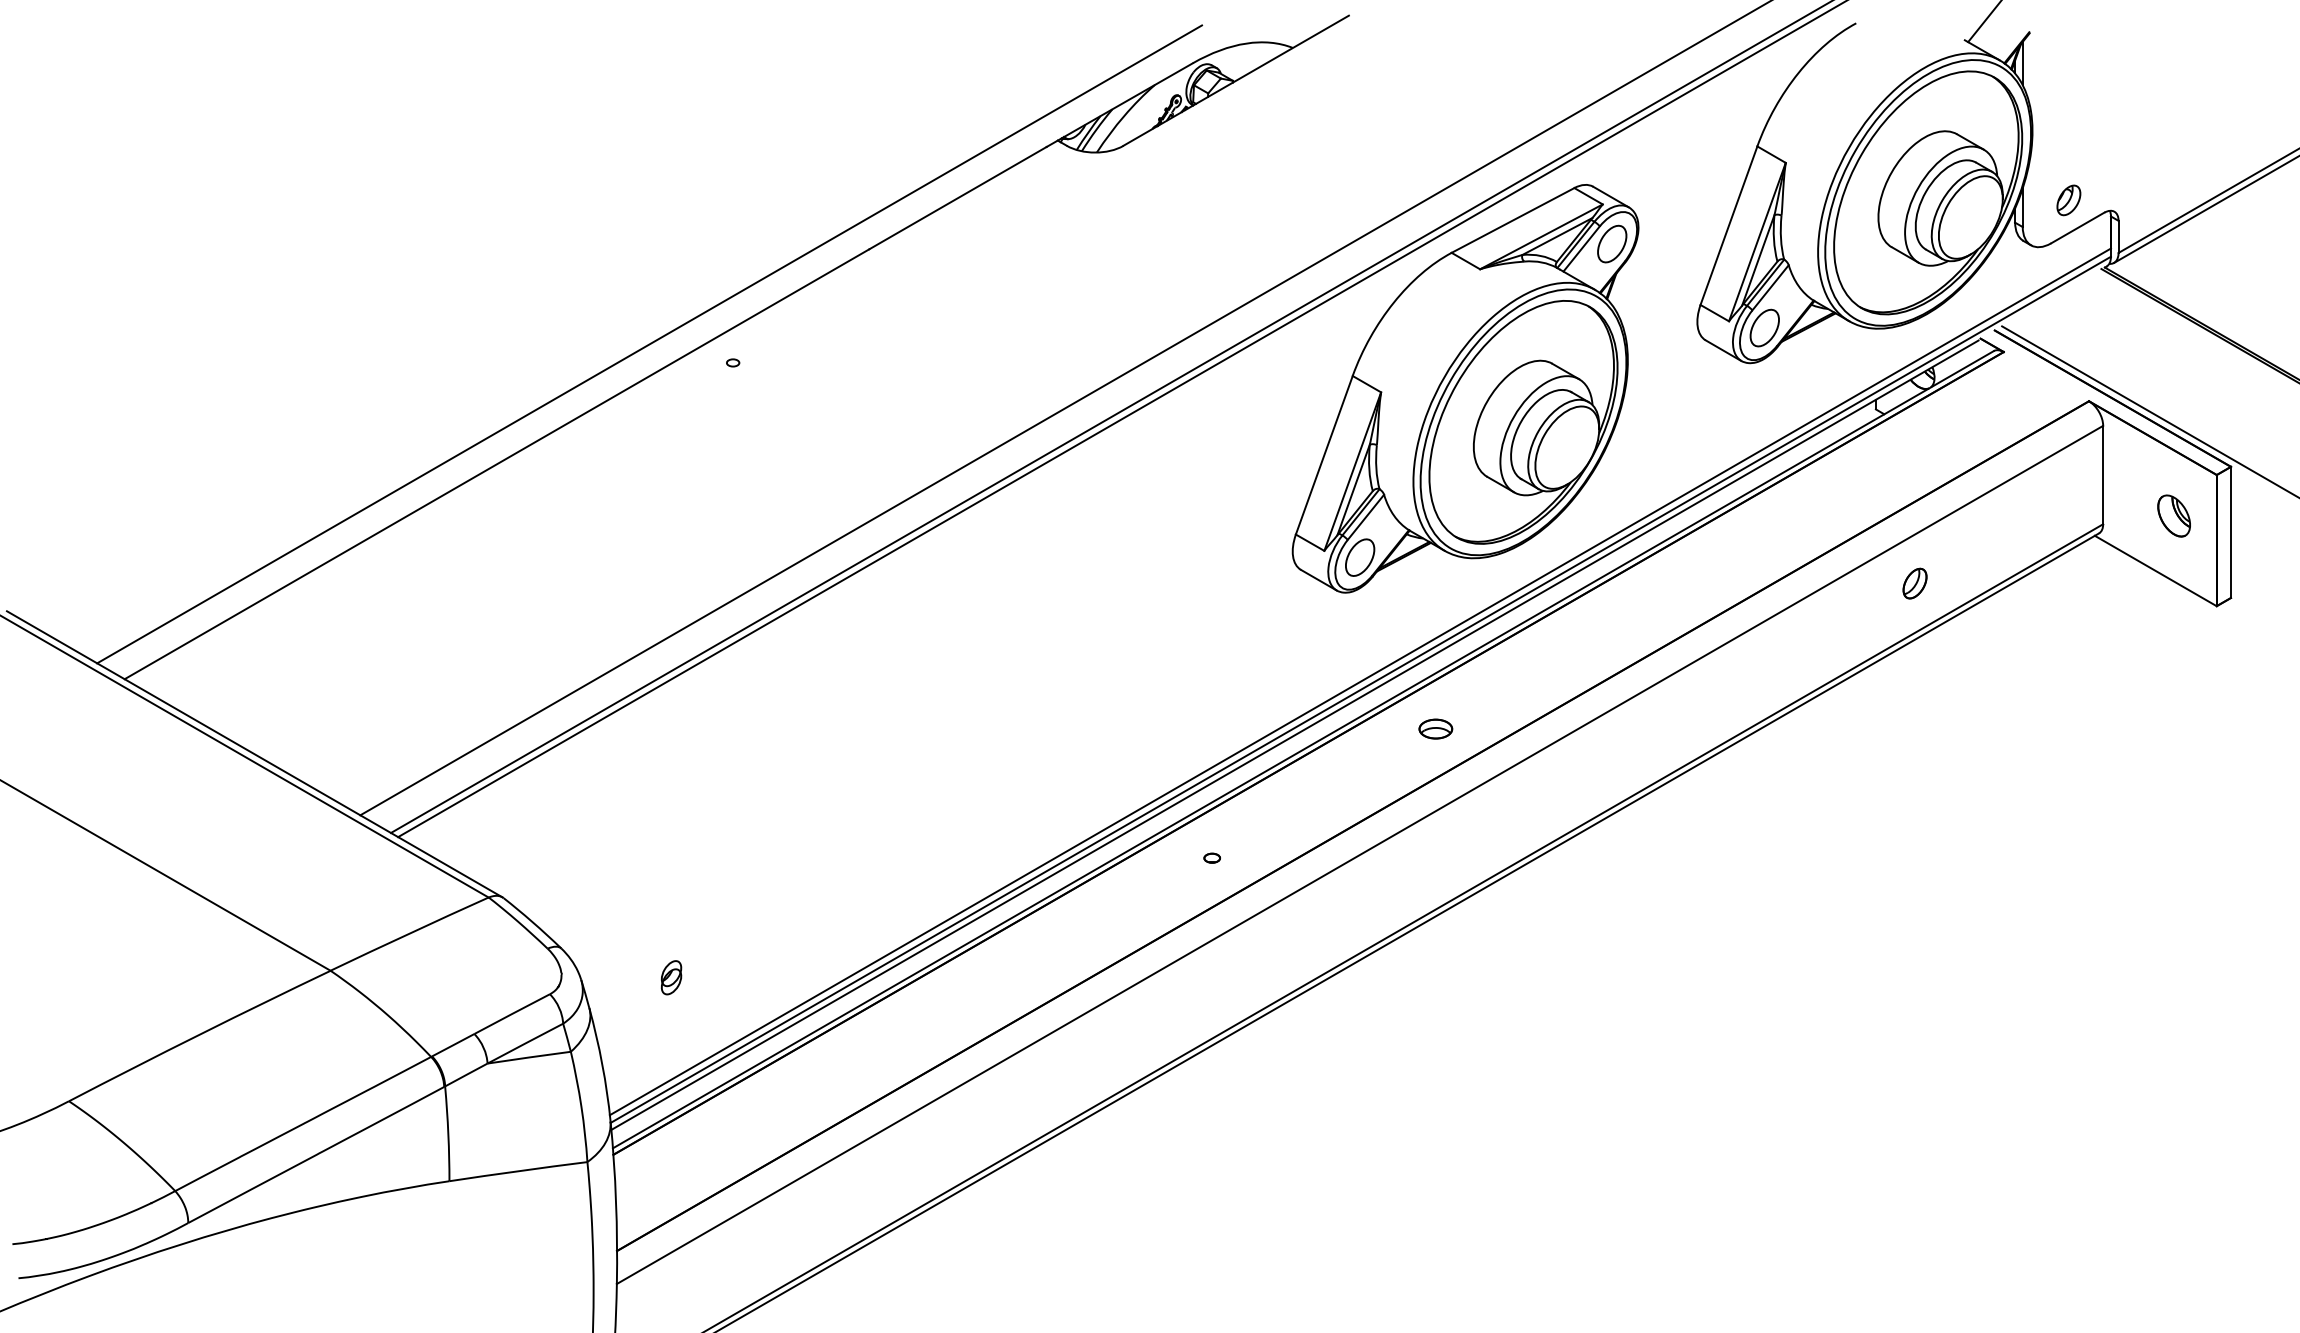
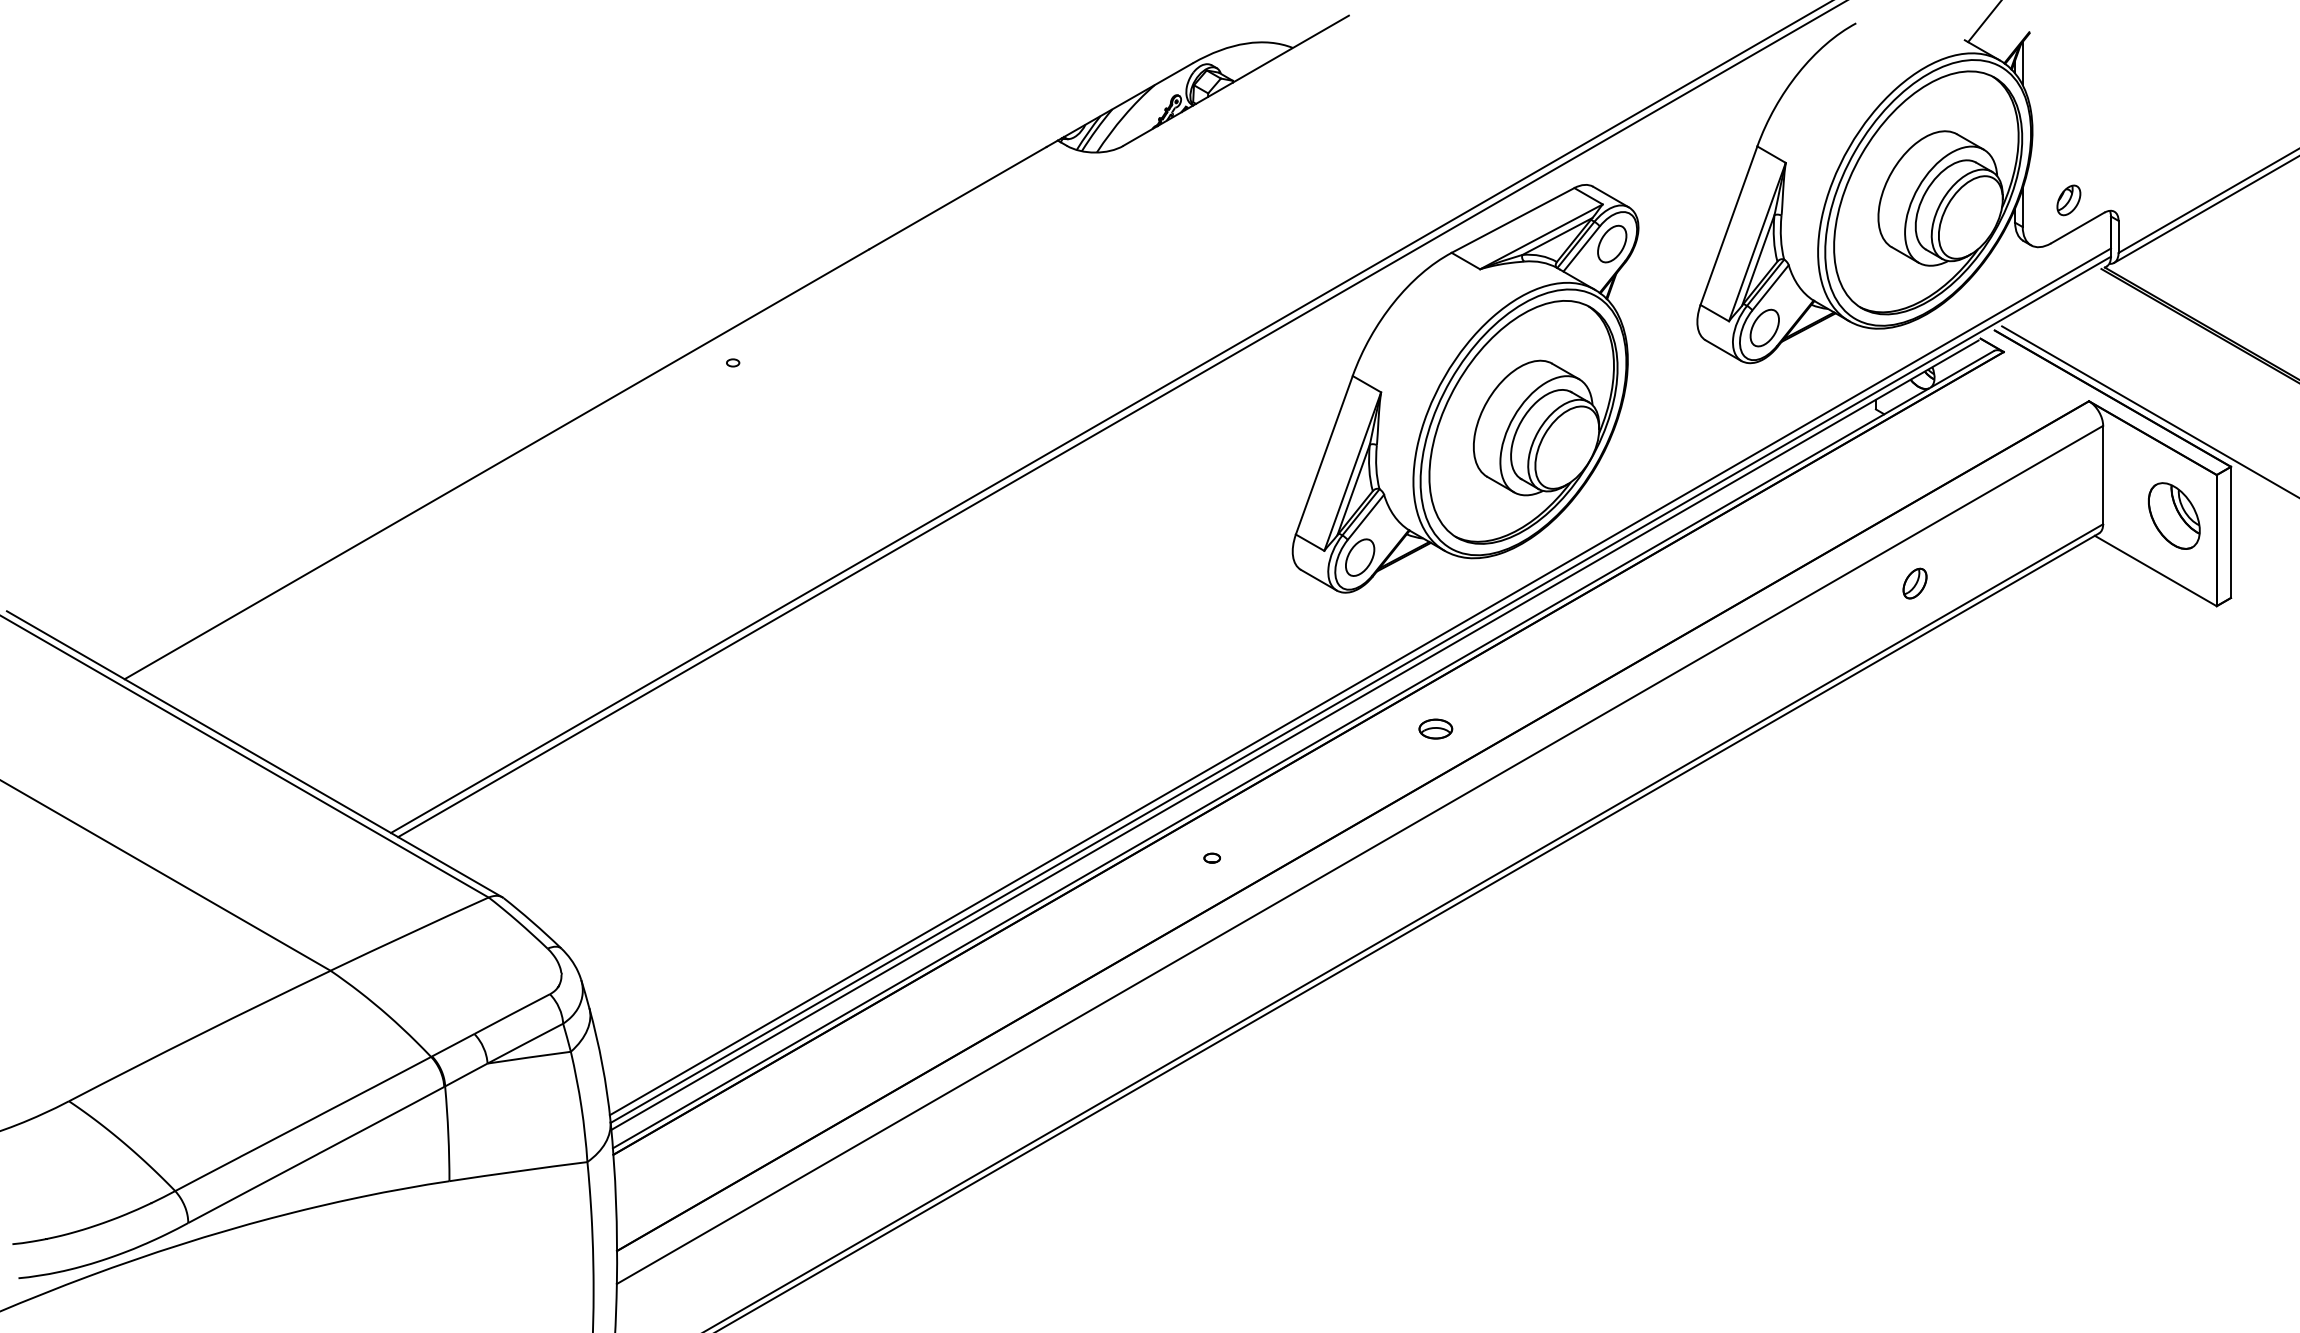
line: present -> none (649, 344)
line: present -> none (1064, 408)
part size: 34x44 px -> 54x68 px (2173, 515)
part: present -> none (671, 977)
